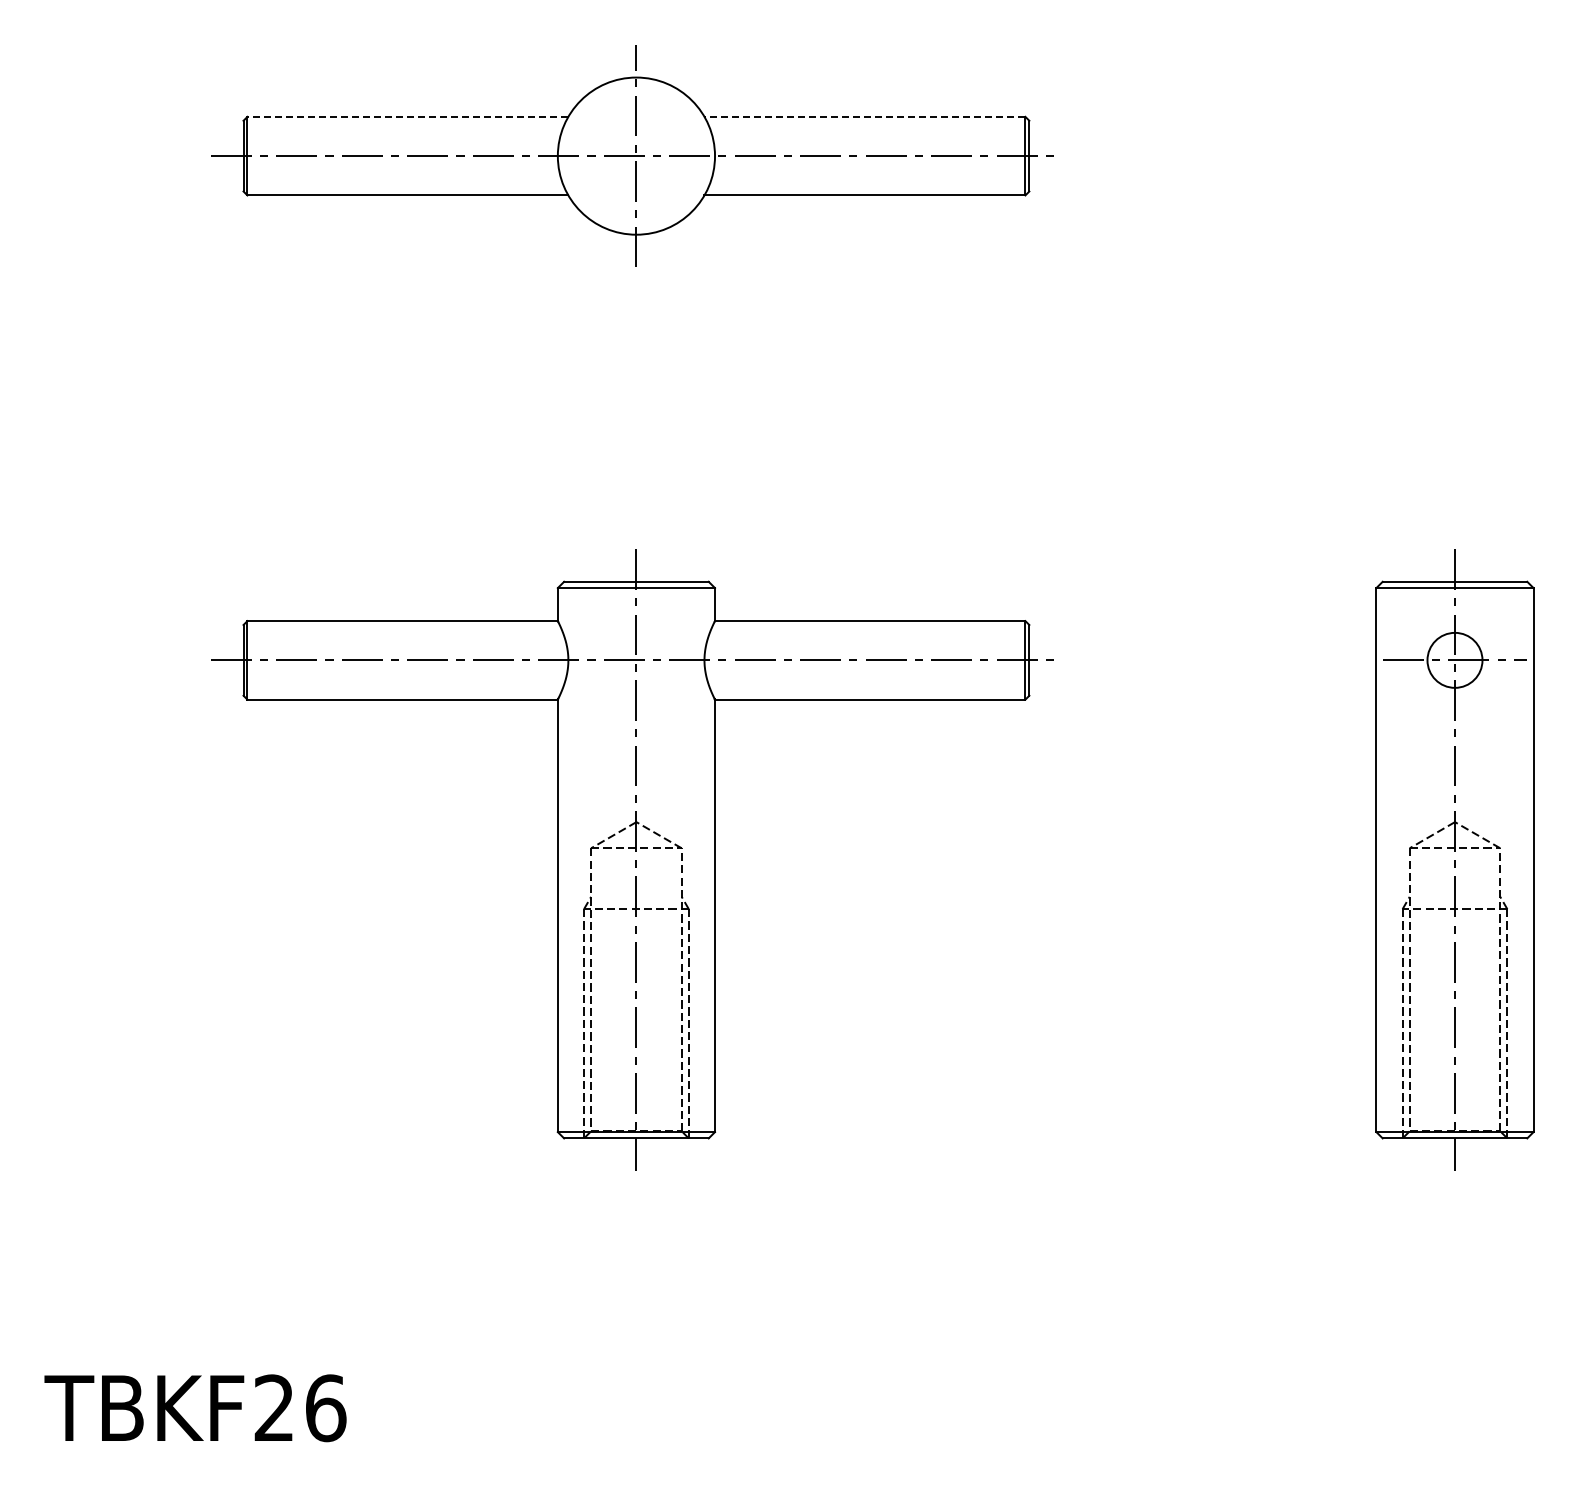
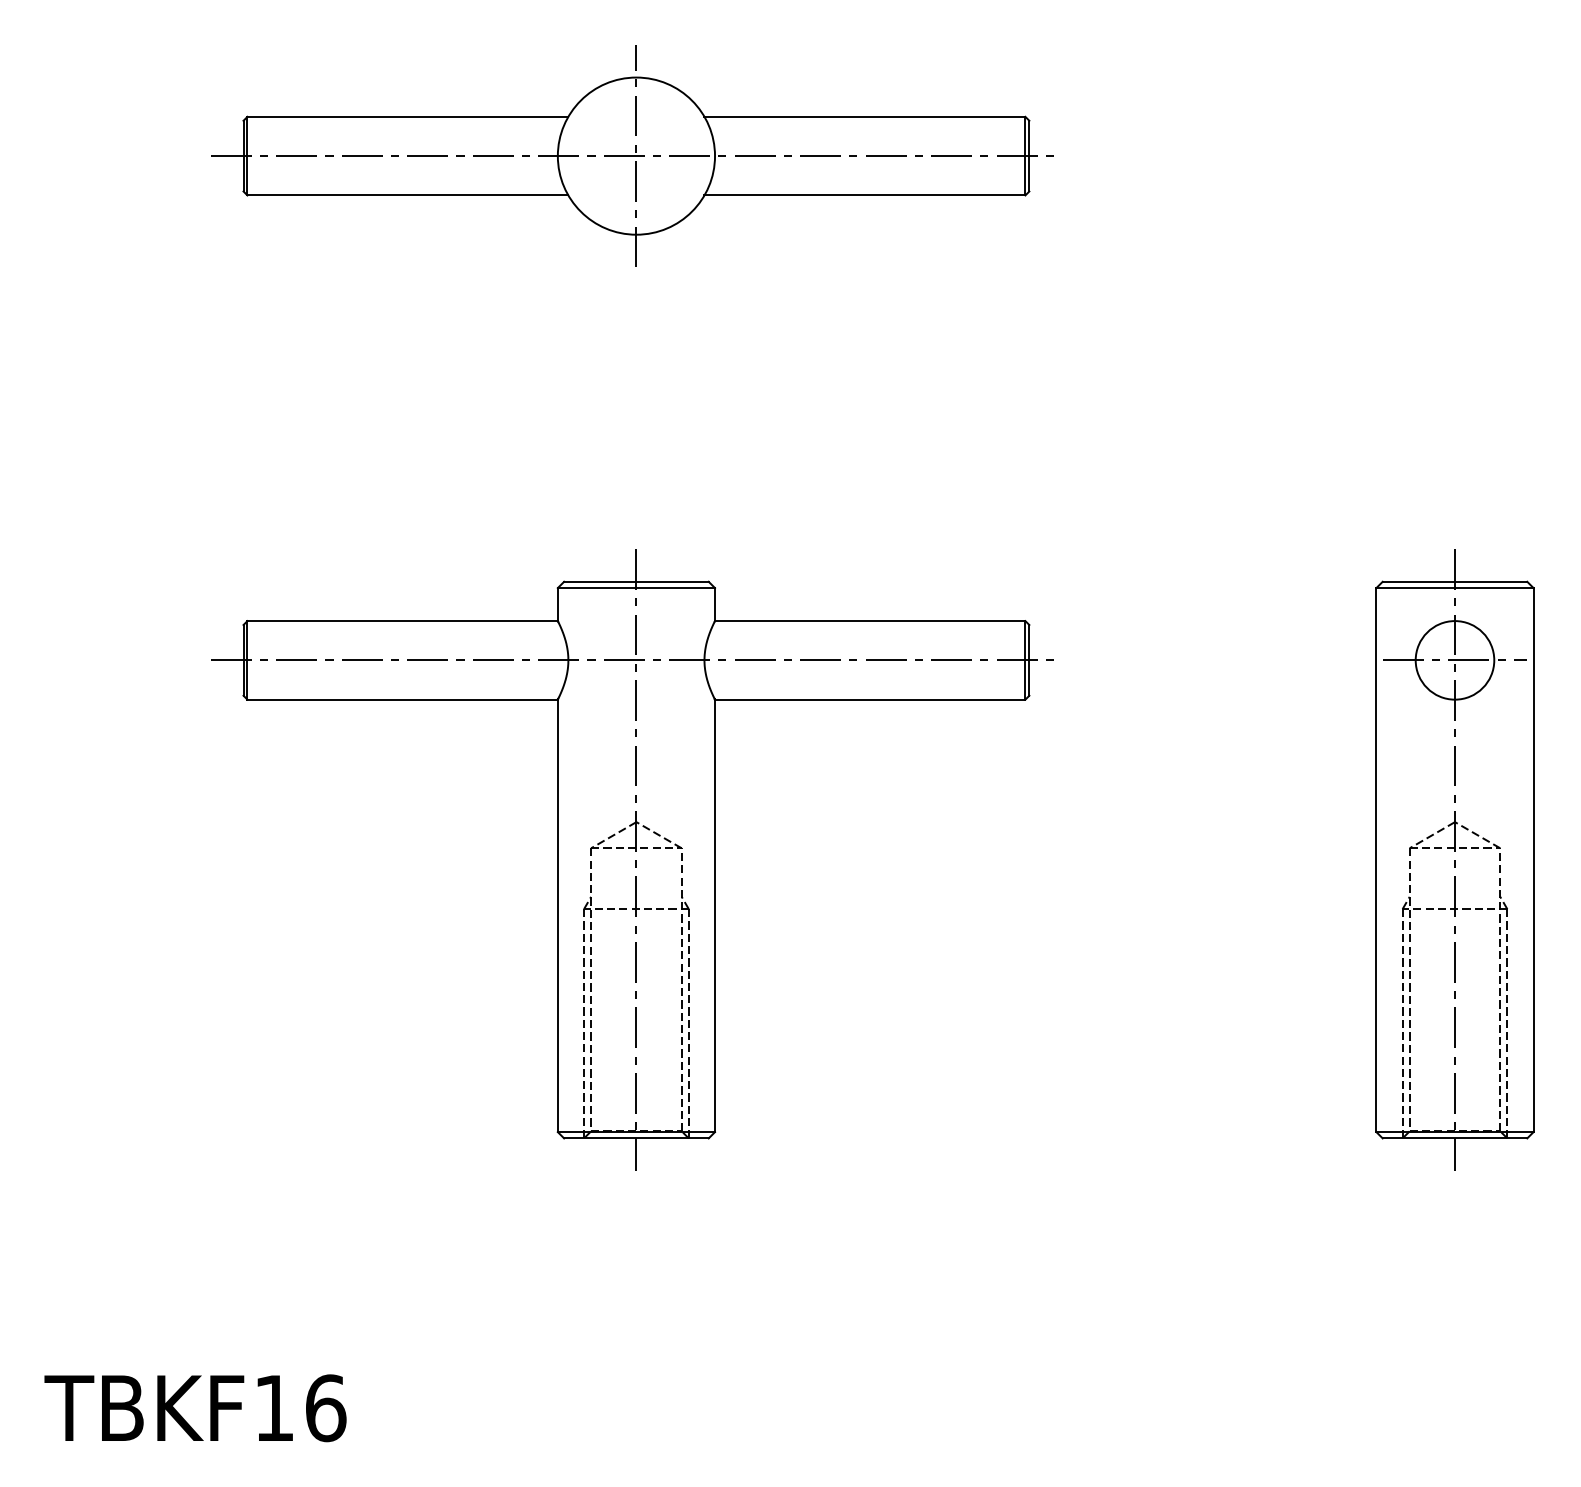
line: dashed -> solid (407, 116)
line: dashed -> solid (864, 116)
circle diameter: 55 px -> 79 px (1454, 660)
text: TBKF26 -> TBKF16 (273, 1407)
